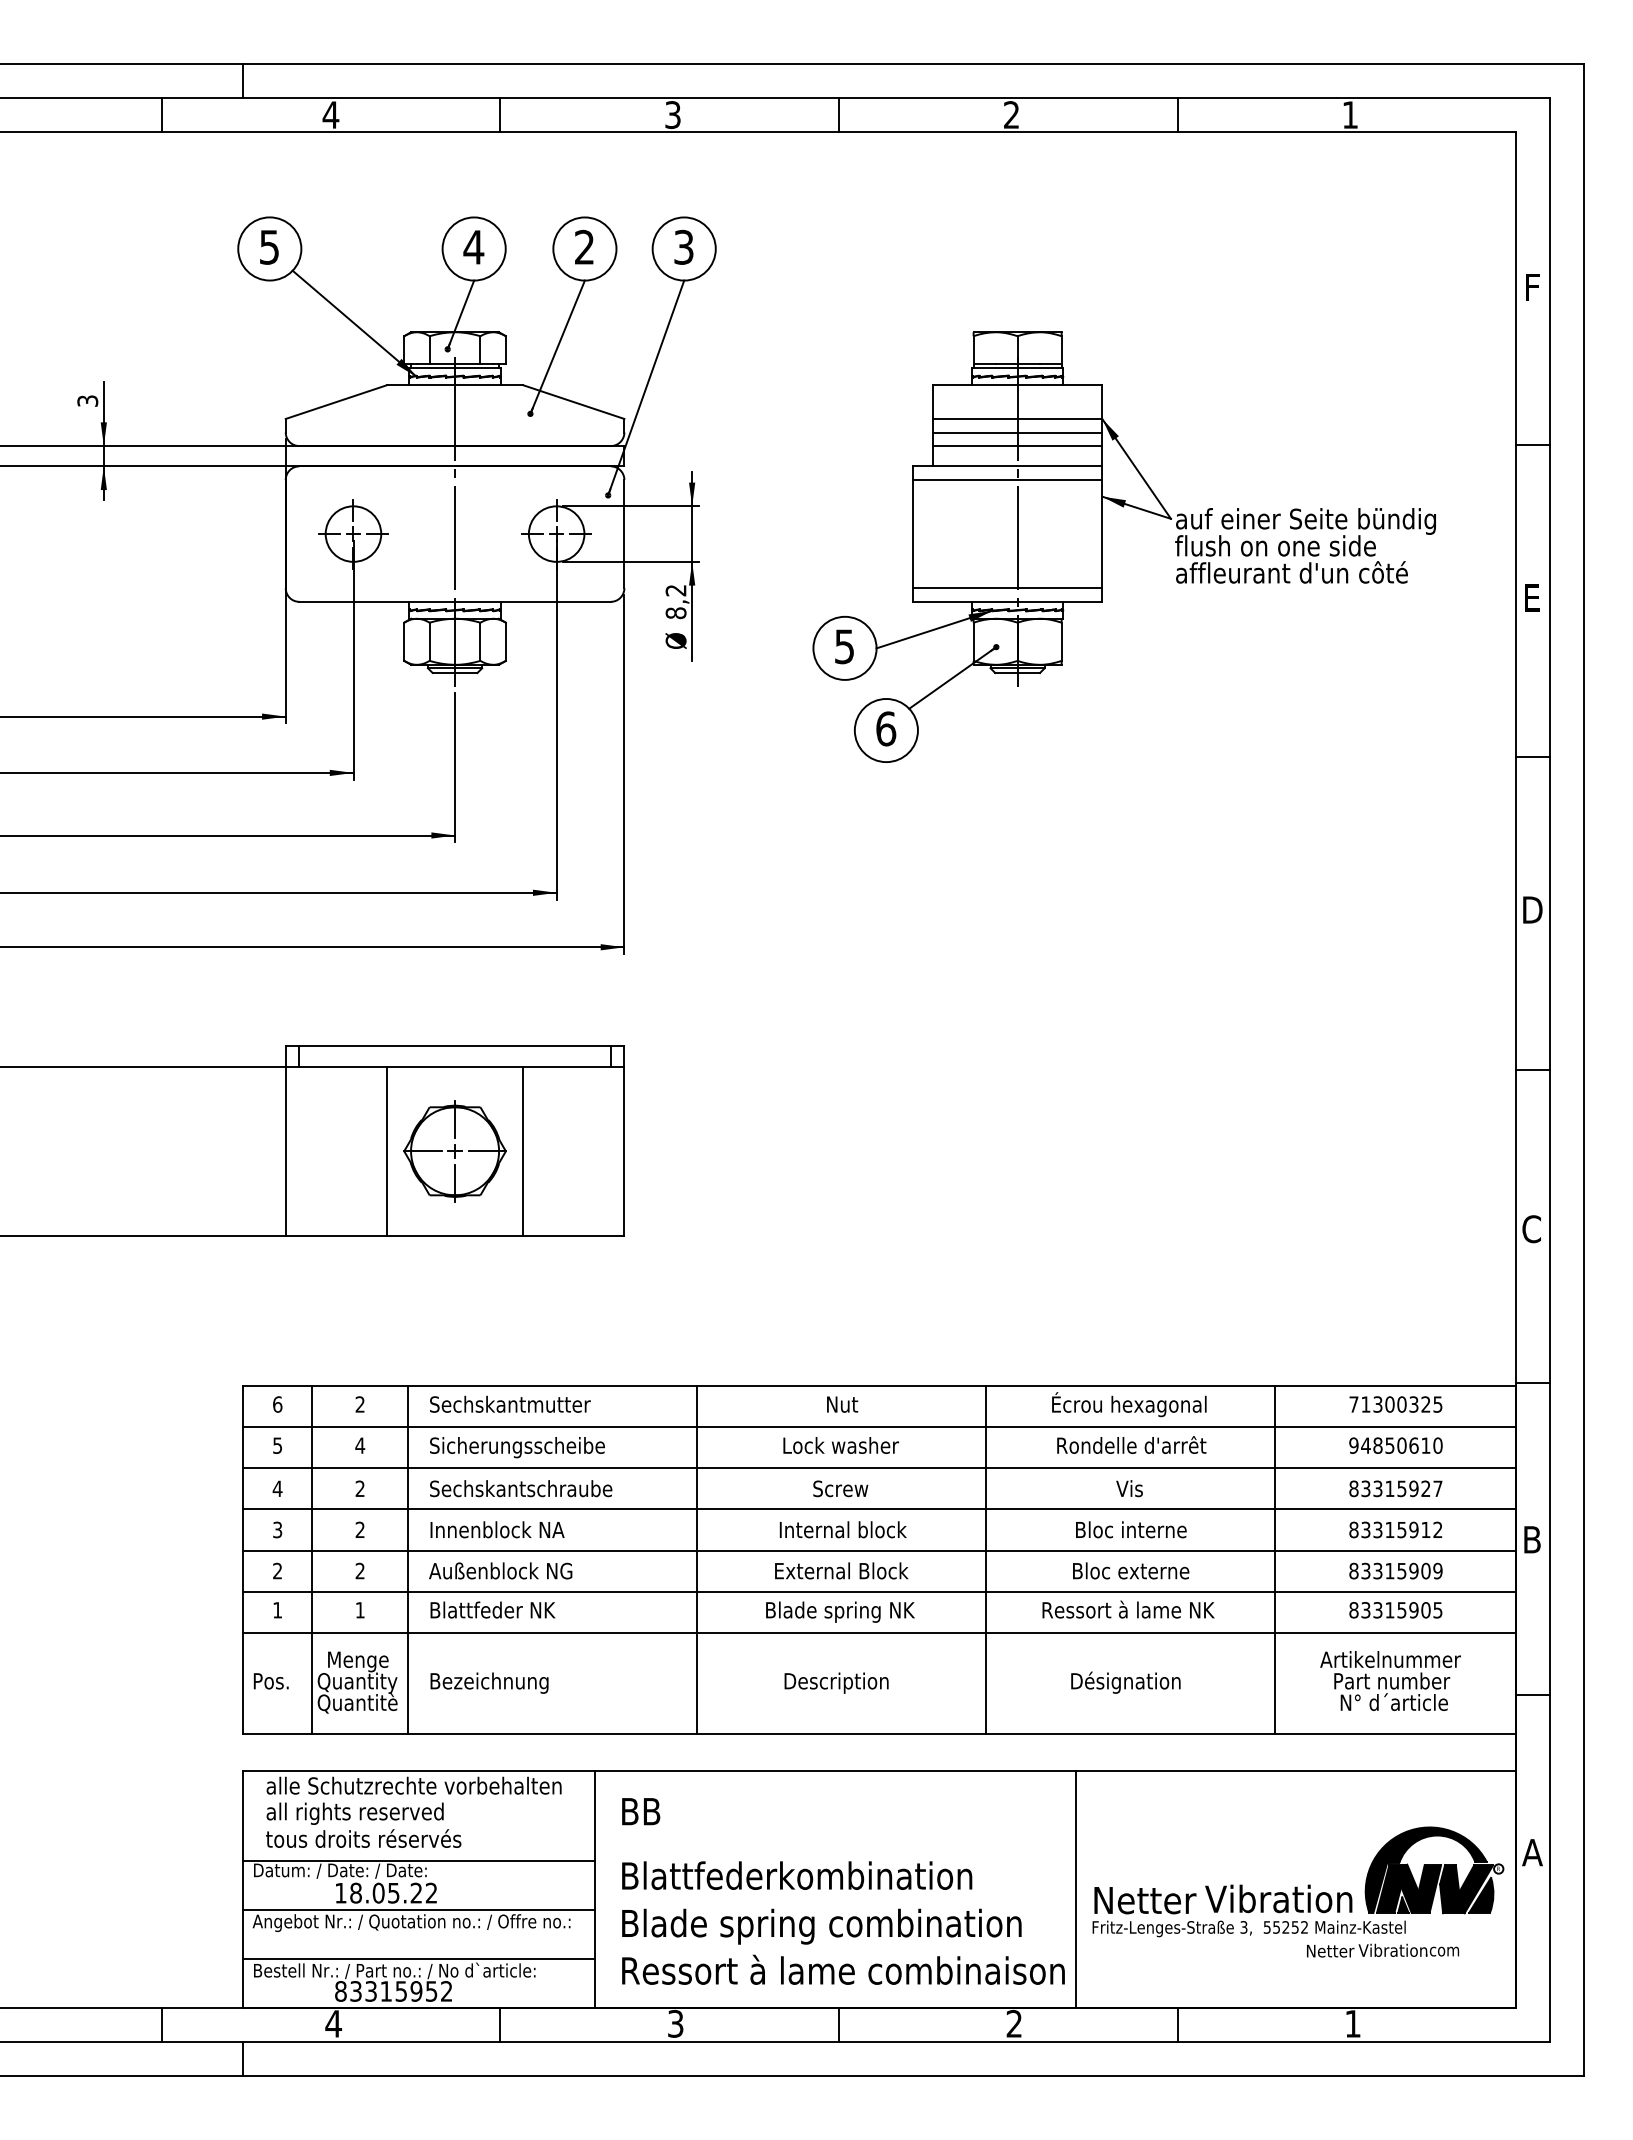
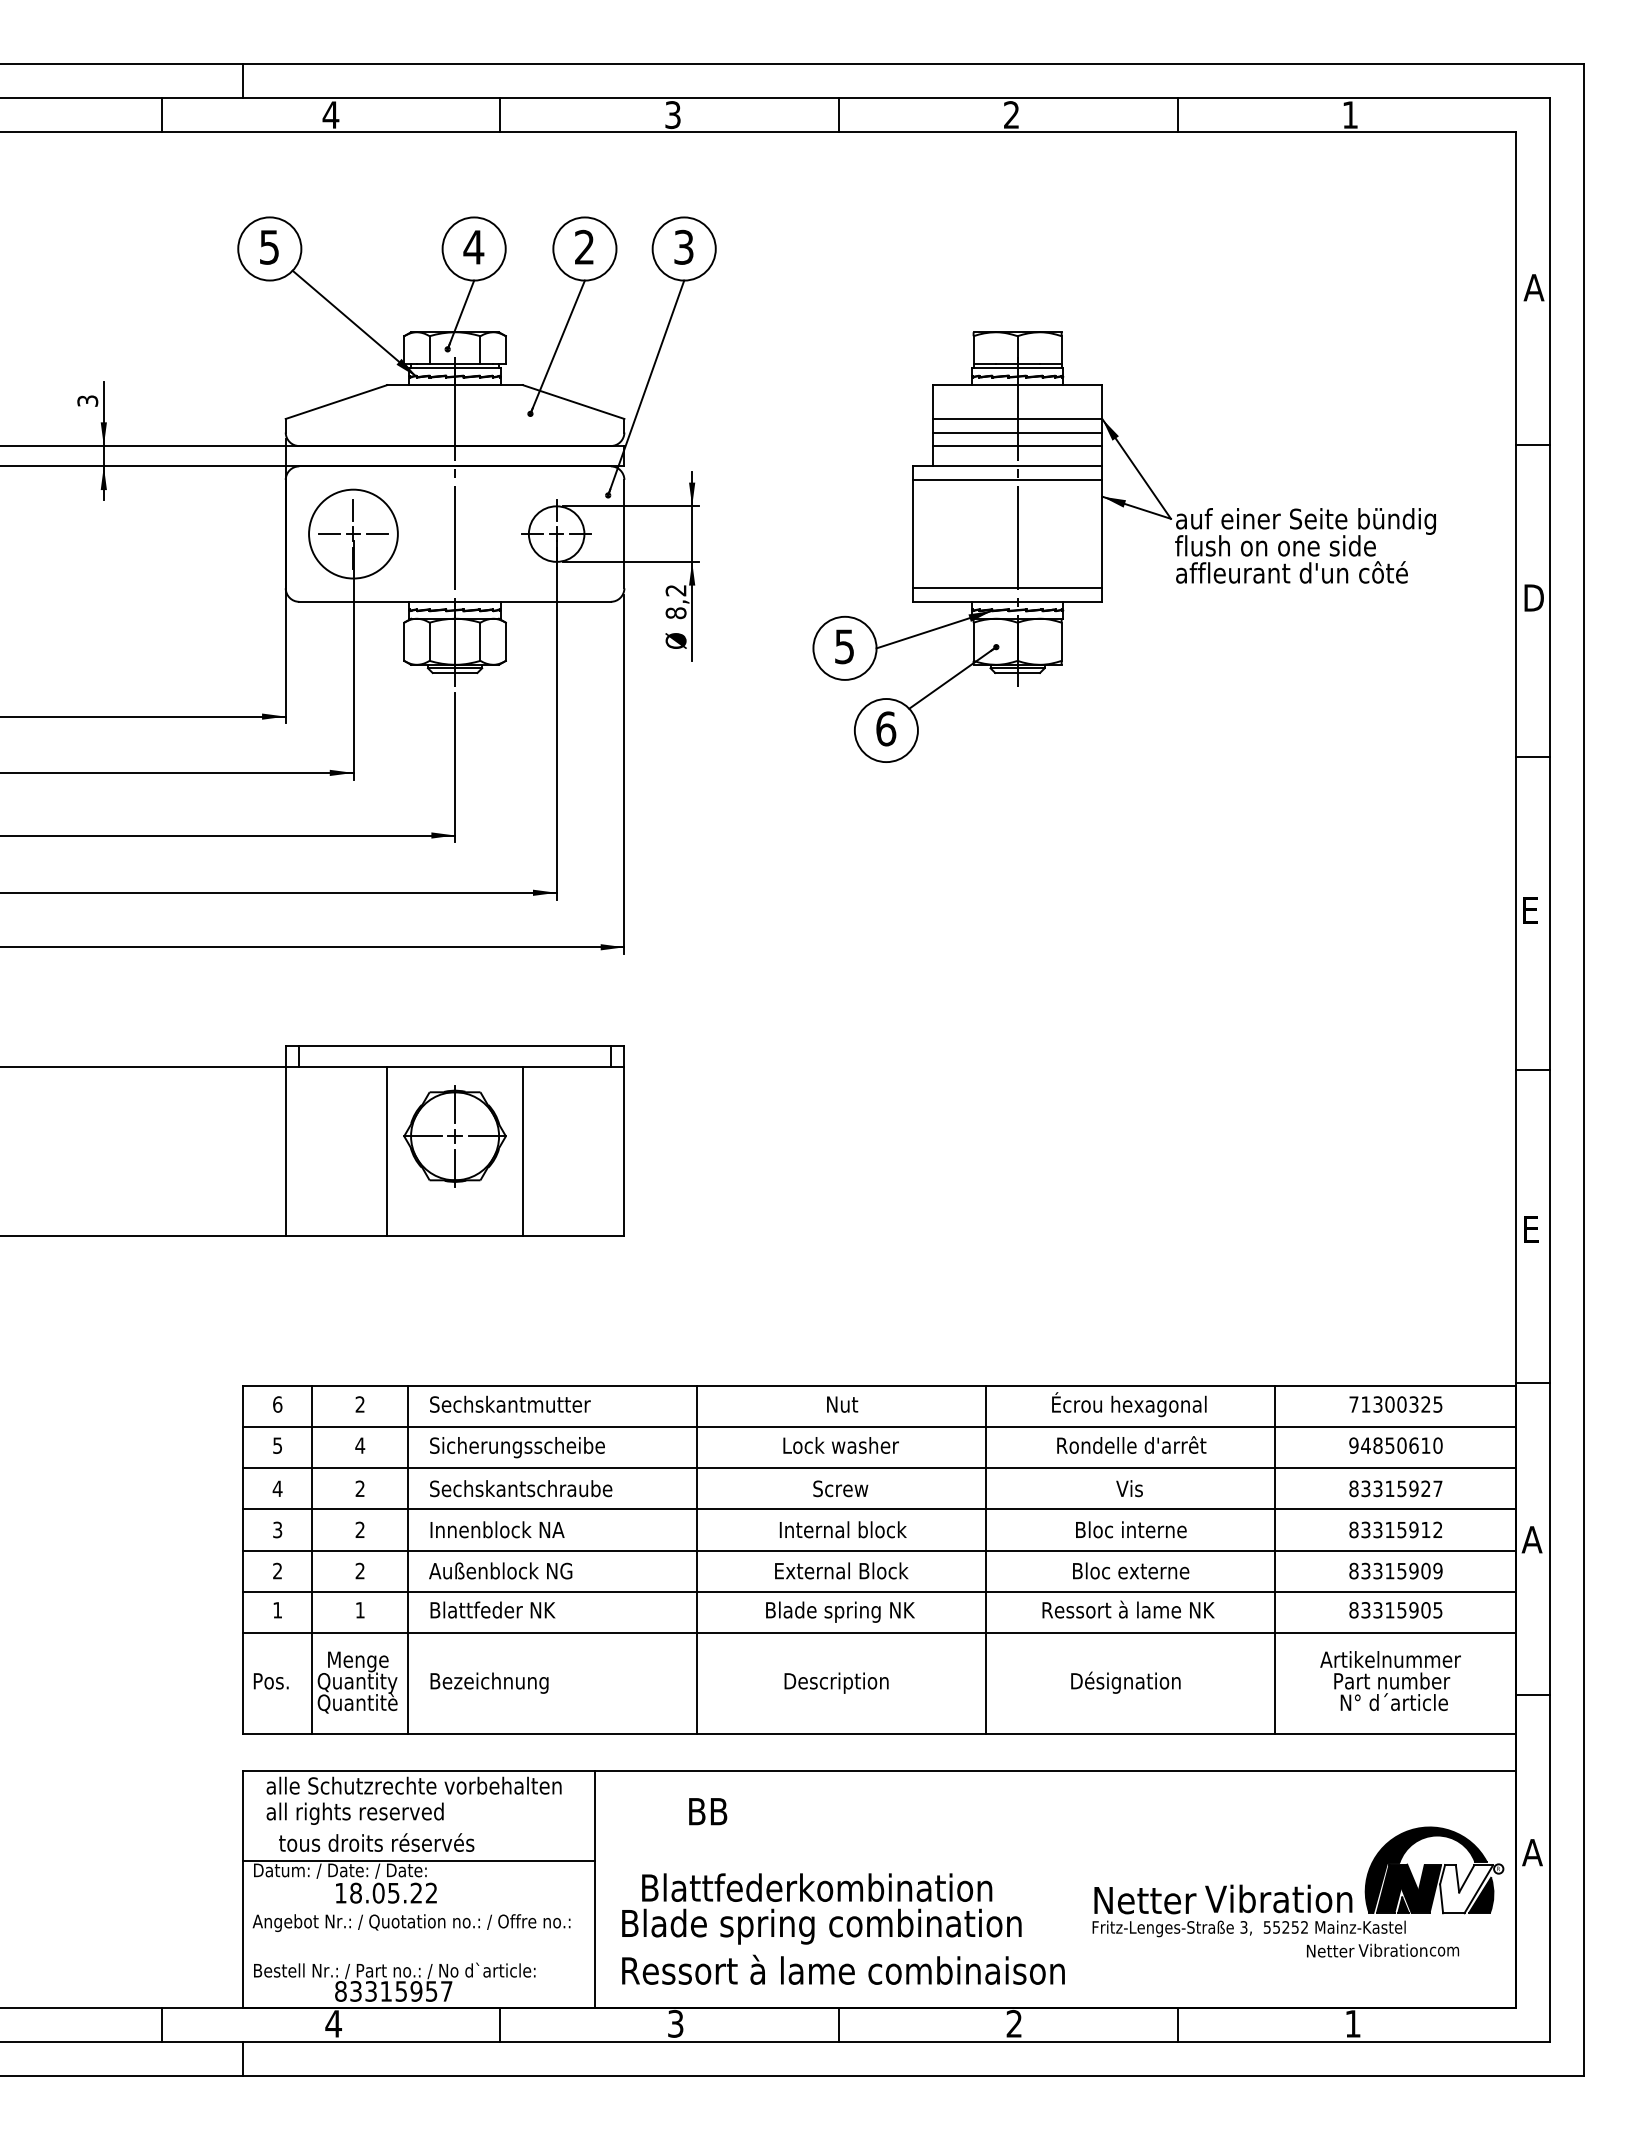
text: F -> A (1533, 287)
circle diameter: 56 px -> 89 px (353, 533)
text: E -> D (1533, 597)
text: D -> E (1532, 909)
part position: (454, 1151) -> (454, 1136) (454, 1136)
text: C -> E (1531, 1229)
text: B -> A (1531, 1539)
text position: (641, 1811) -> (708, 1811) (708, 1811)
text position: (363, 1838) -> (376, 1842) (376, 1842)
text position: (797, 1875) -> (817, 1887) (817, 1887)
line: present -> none (1076, 1889)
fill: present -> none (1466, 1889)
line: present -> none (419, 1909)
line: present -> none (419, 1958)
text: 83315952 -> 83315957 (446, 1991)
